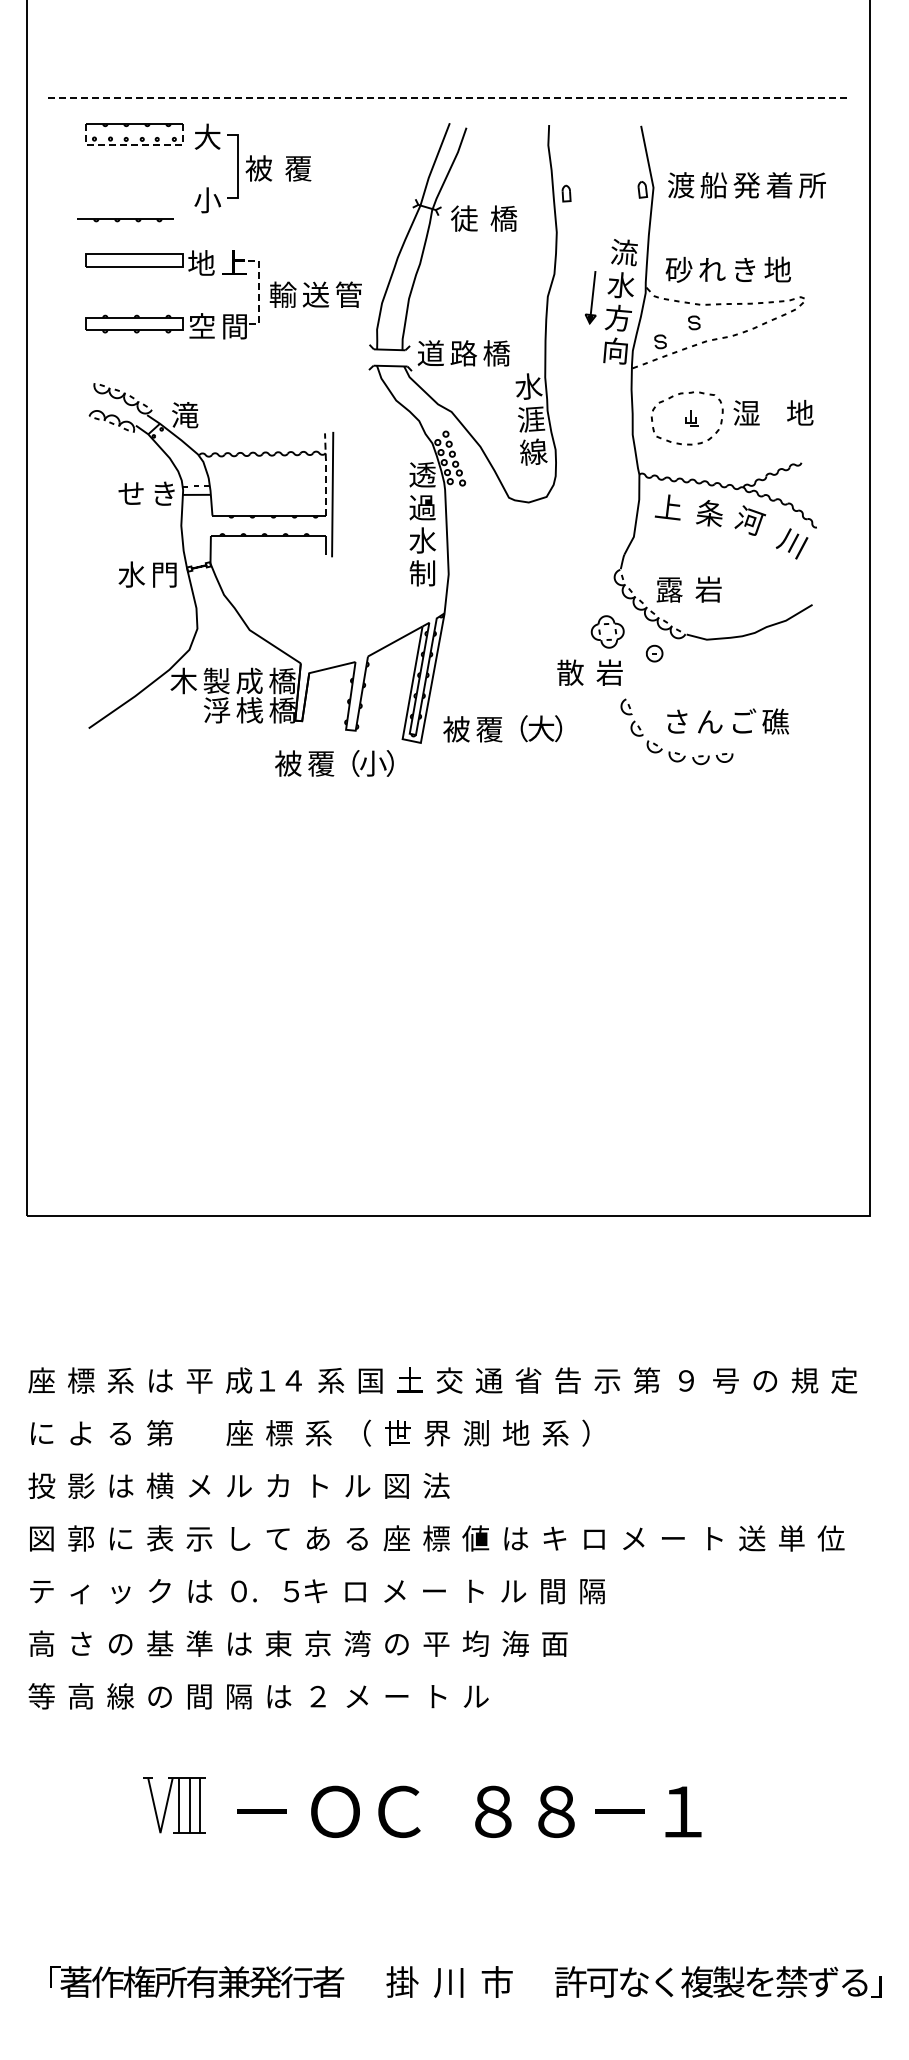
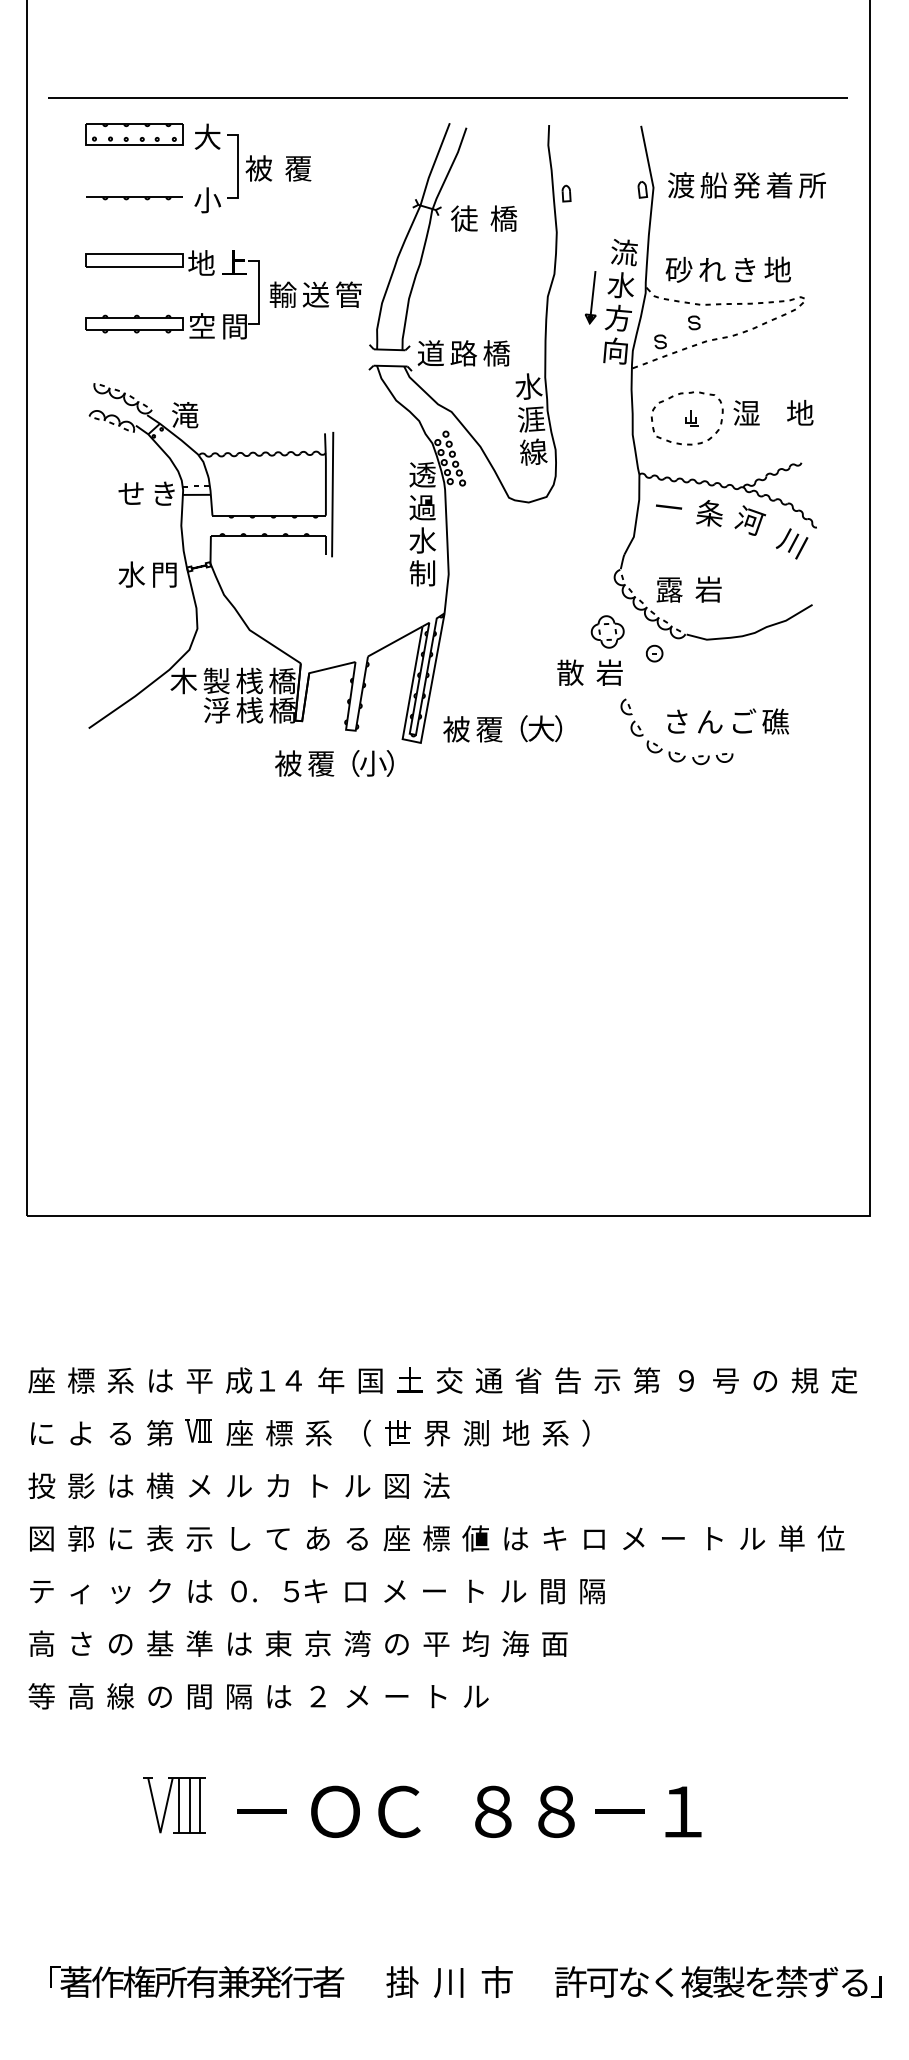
line: dashed -> solid (448, 98)
line: dashed -> solid (134, 145)
part position: (125, 220) -> (134, 198) (134, 198)
line: dashed -> solid (258, 292)
line: dashed -> solid (325, 473)
text: 上 -> 一 (668, 507)
text: 成 -> 桟 (249, 680)
text: 系 -> 年 (331, 1380)
part: none -> present (198, 1430)
text: 送 -> ル (752, 1538)
